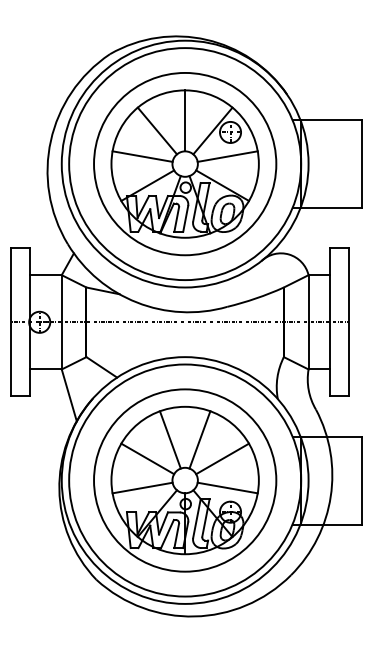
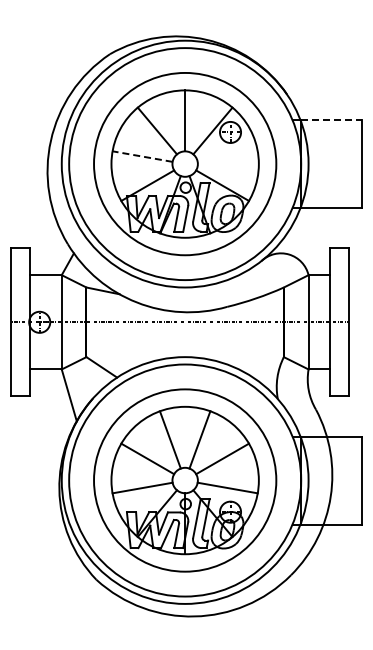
line: solid -> dashed (332, 120)
line: solid -> dashed (142, 156)
line: present -> none (227, 156)
